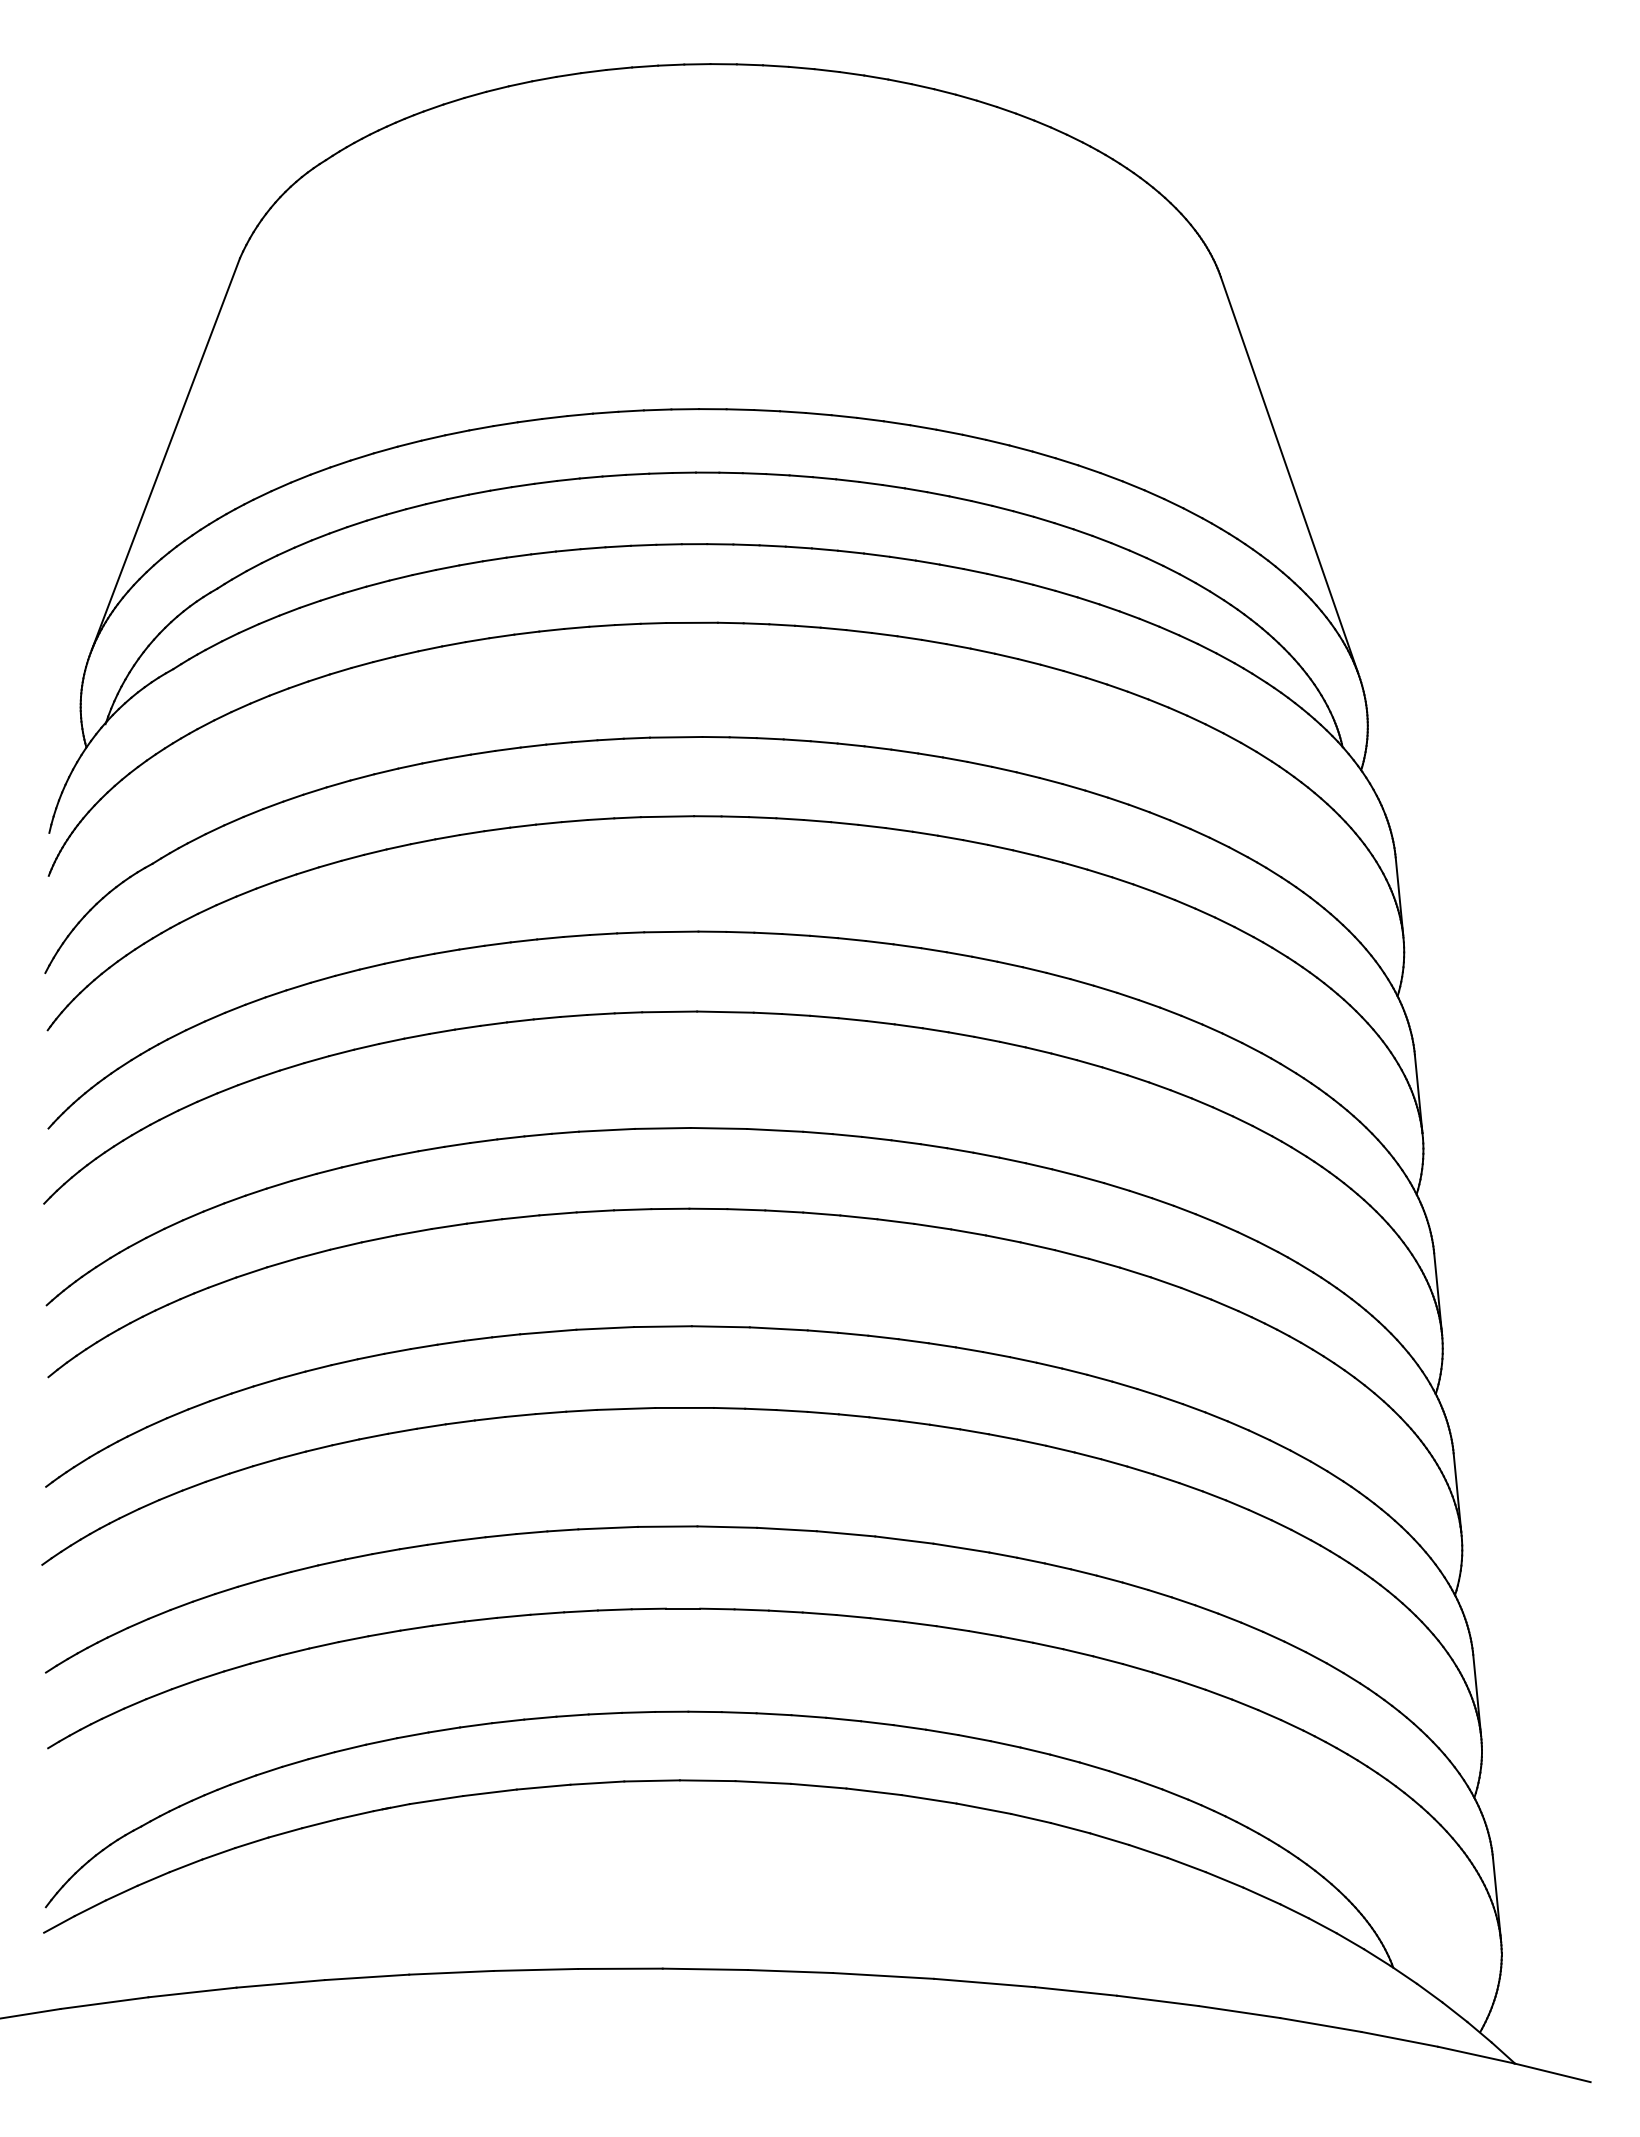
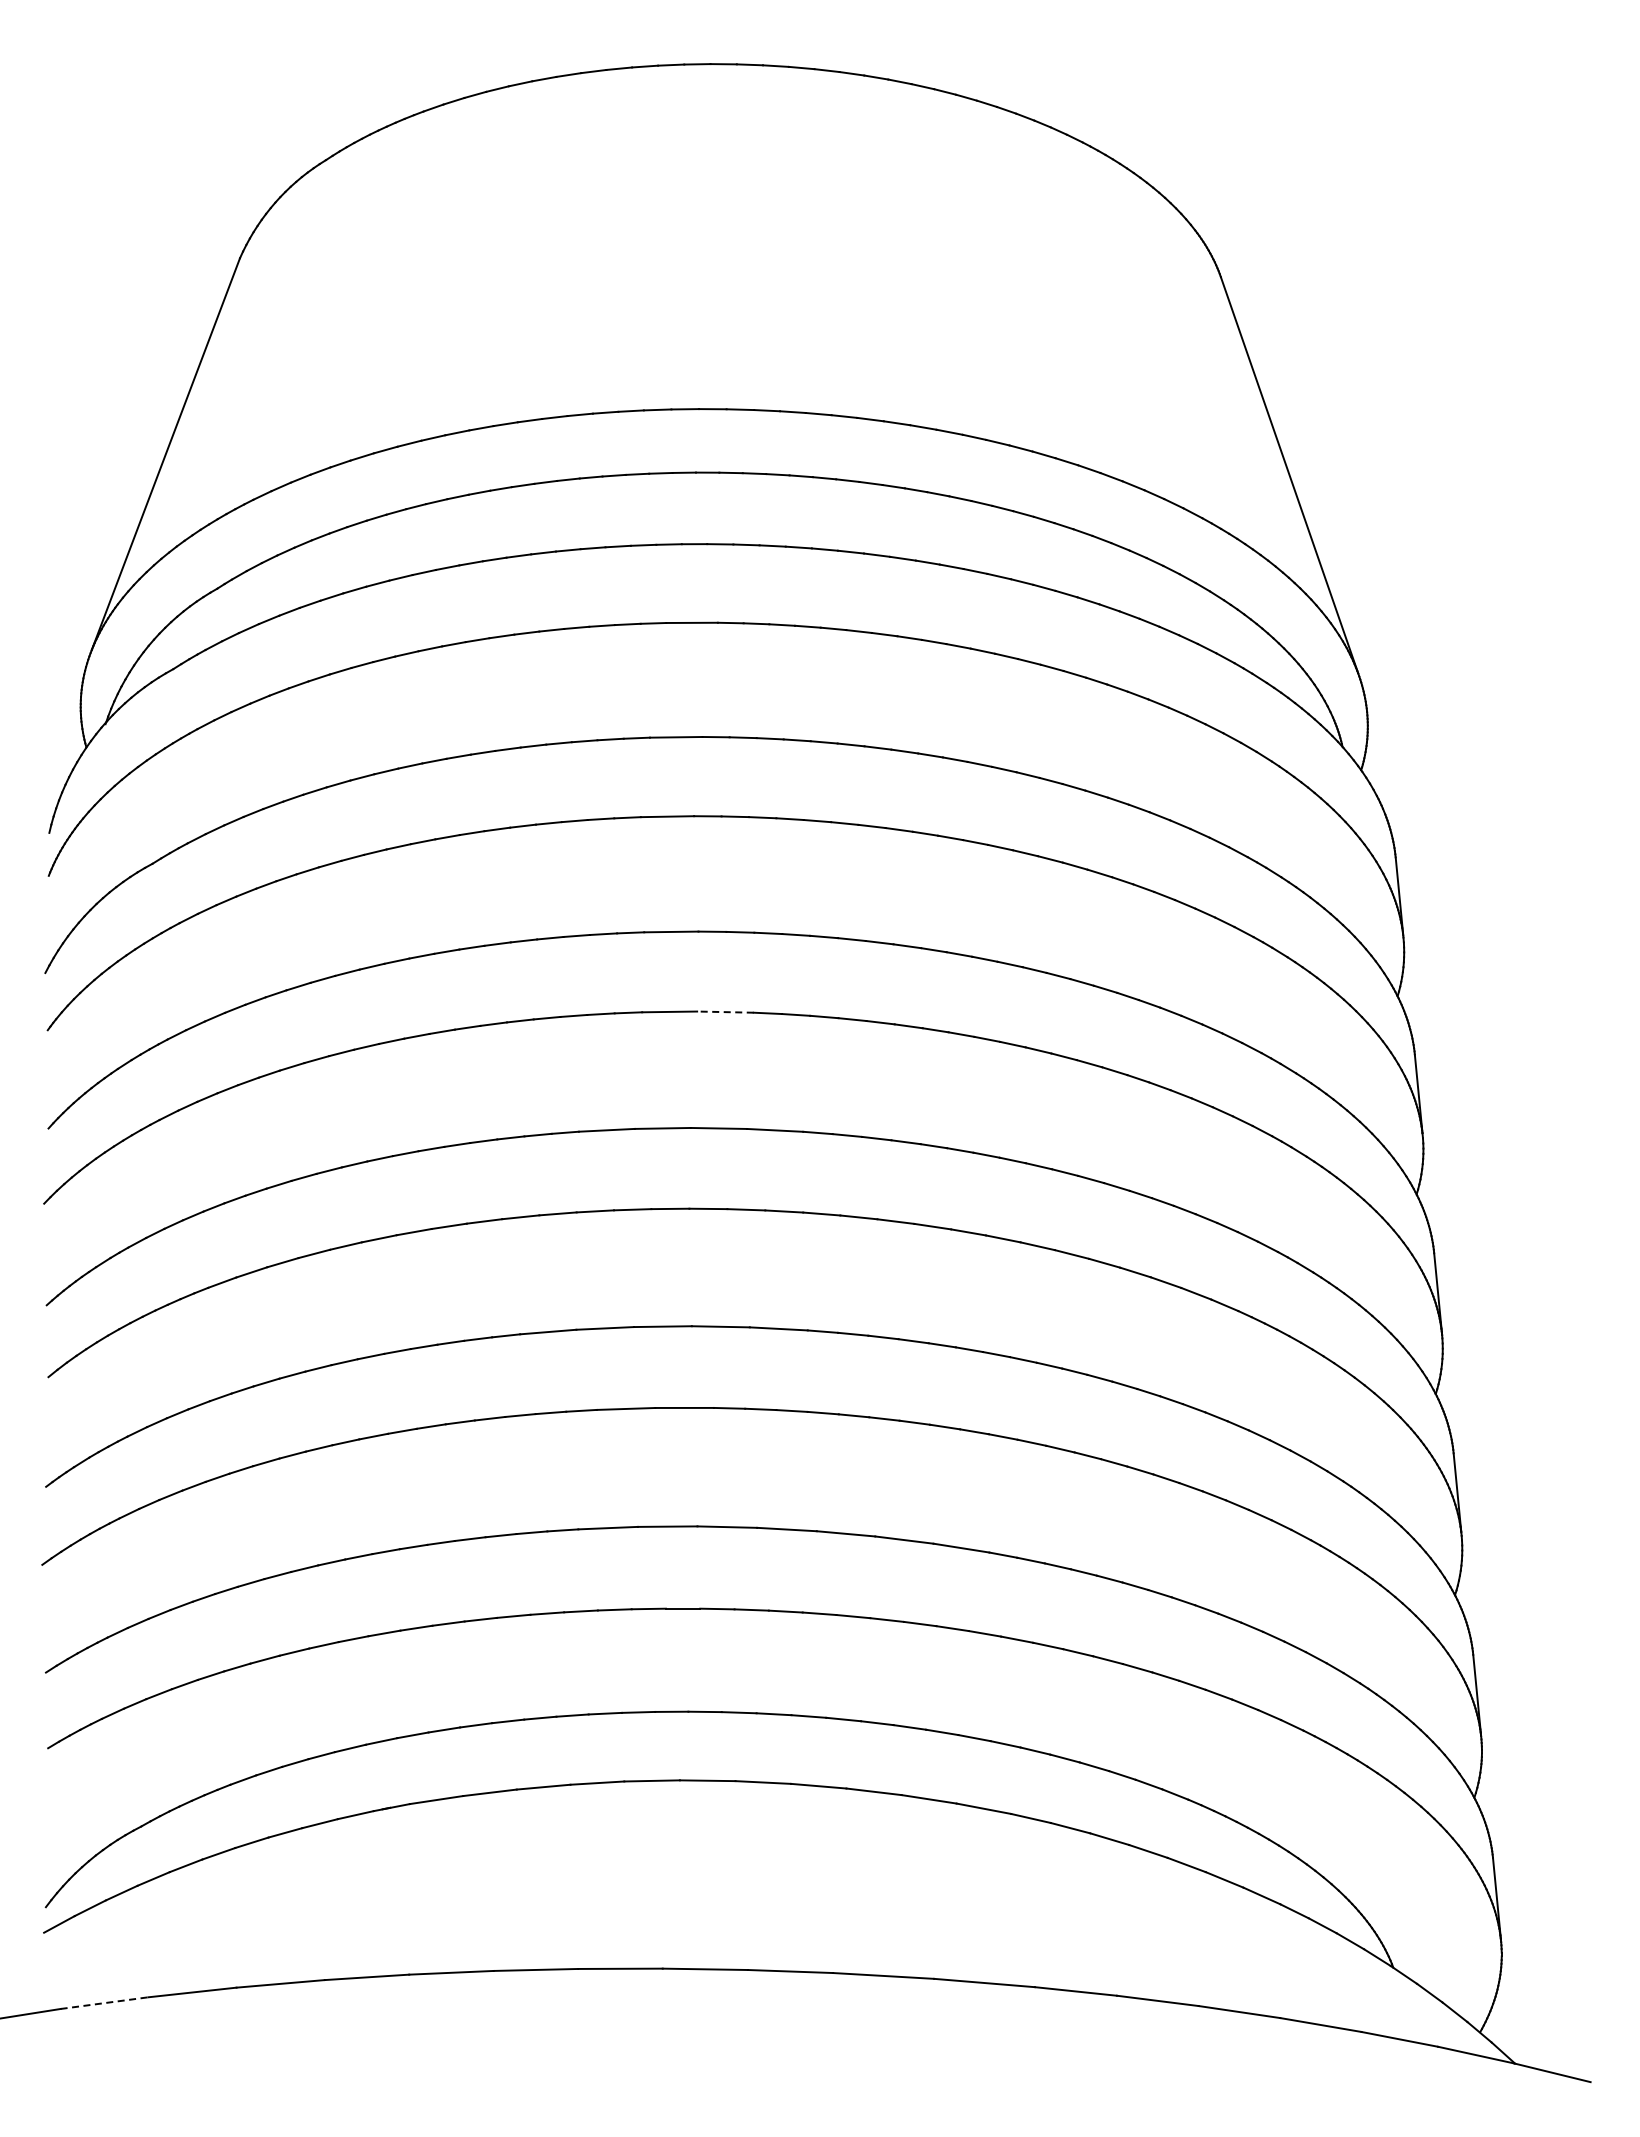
line: solid -> dashed (724, 1012)
line: solid -> dashed (105, 2003)
